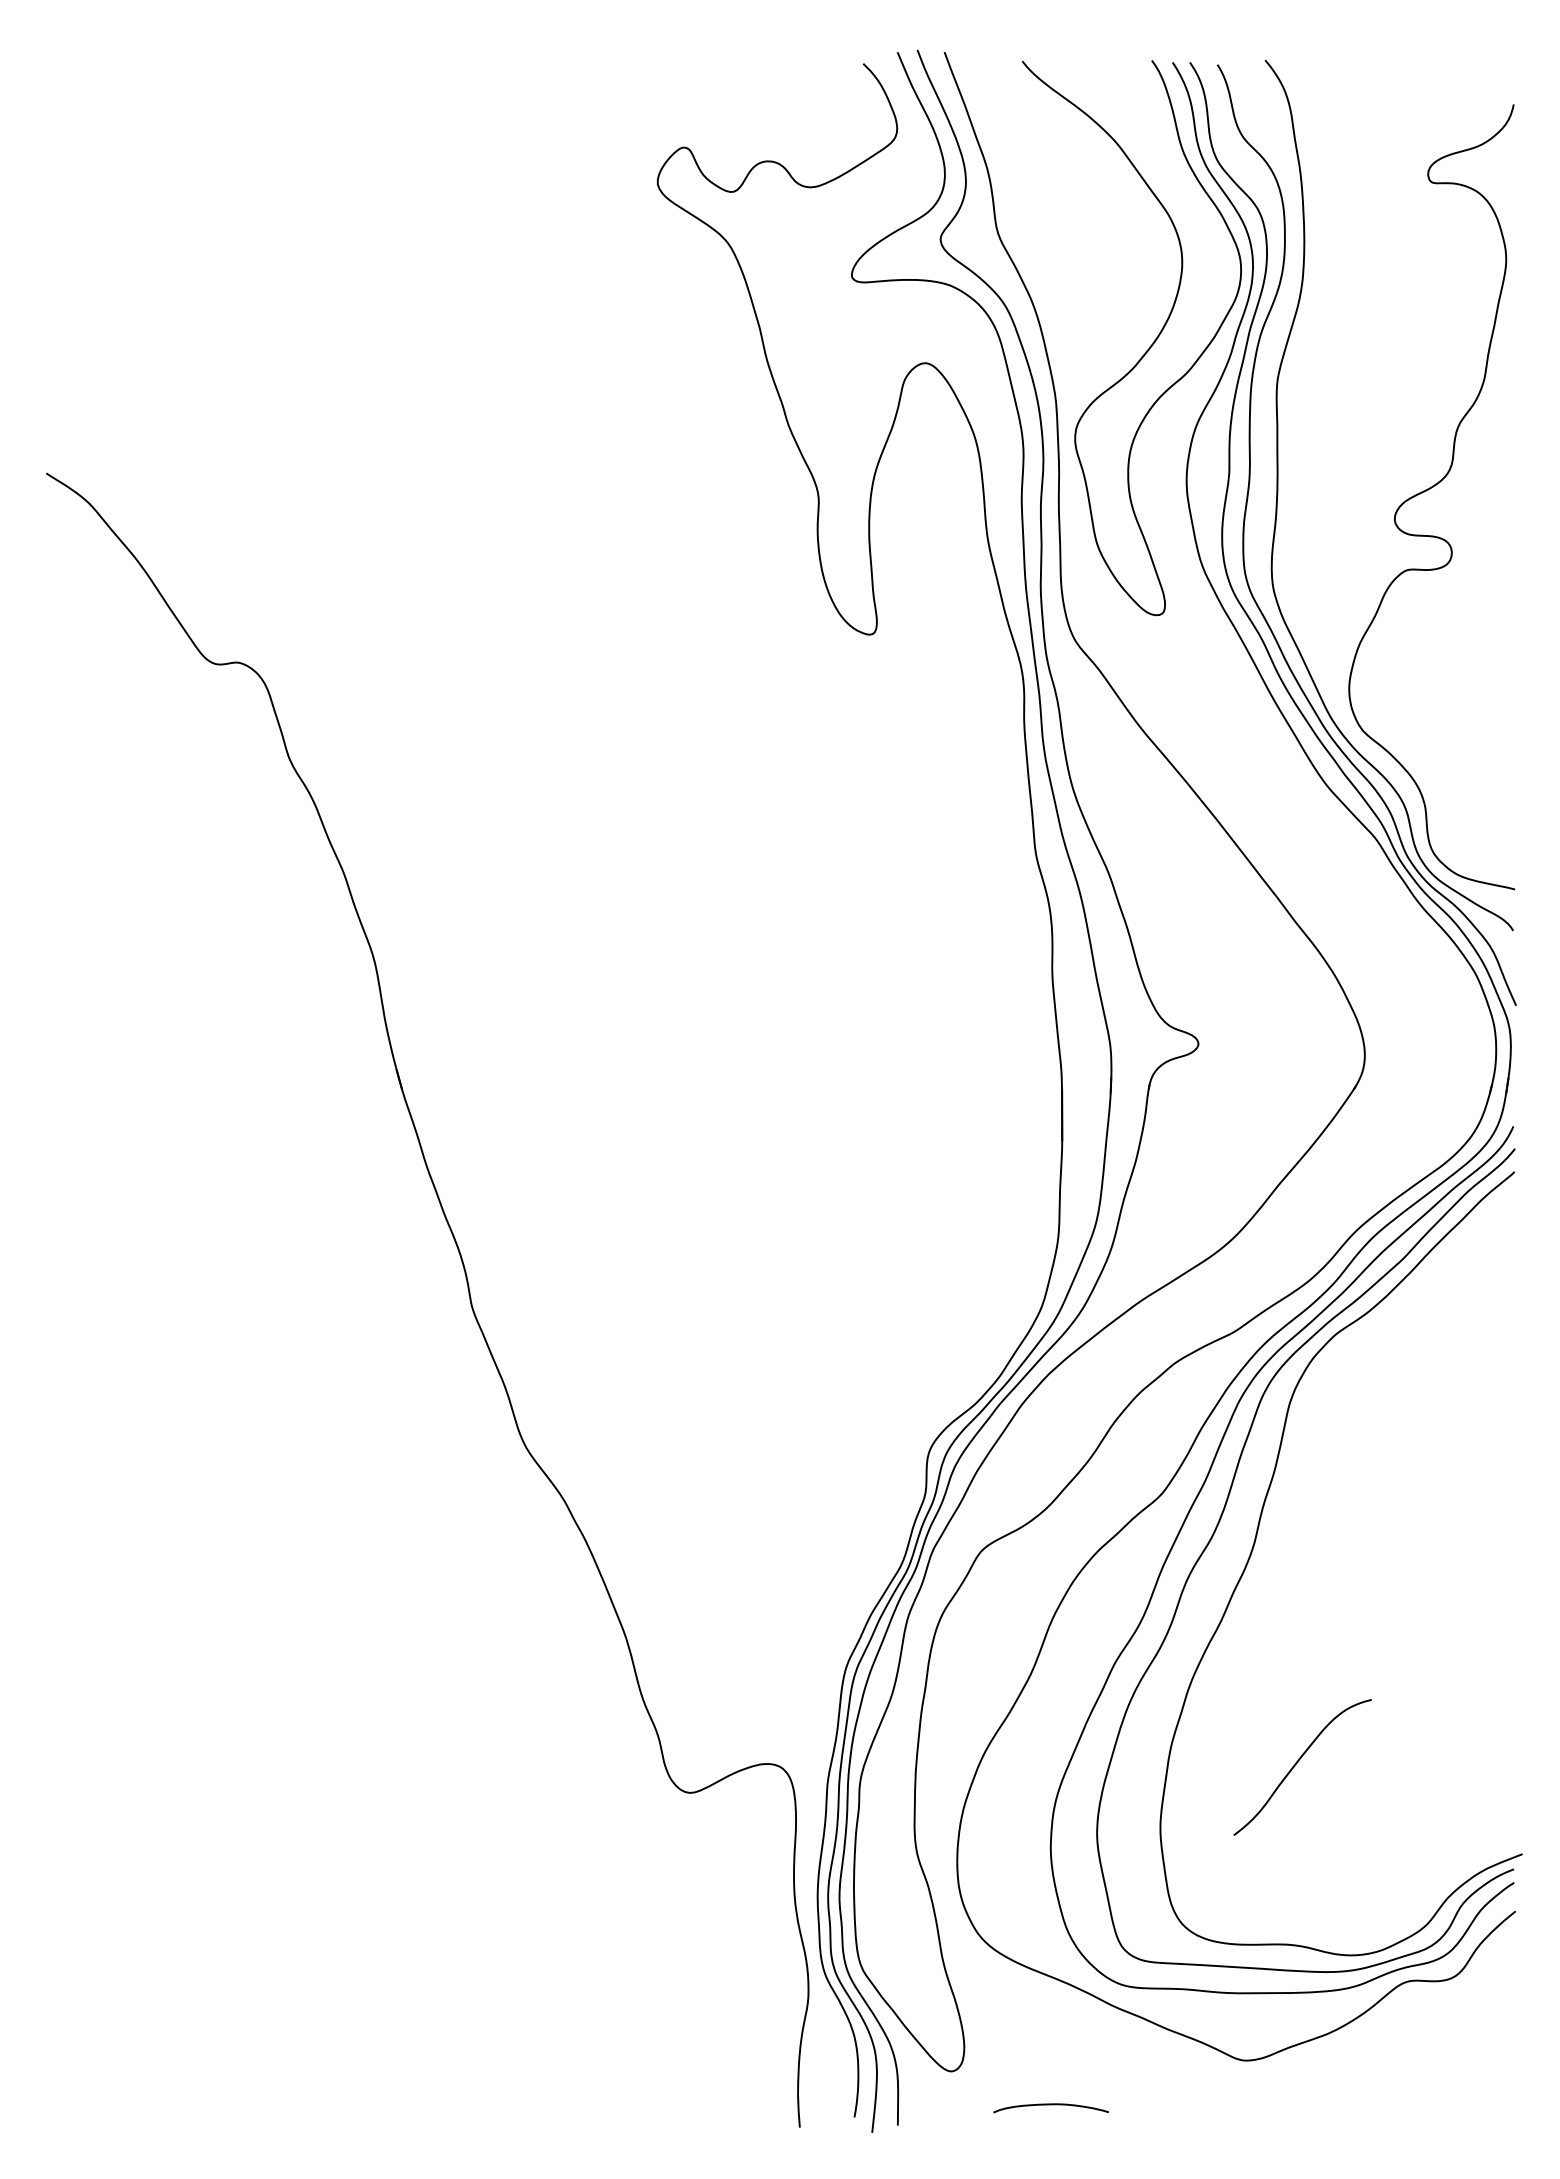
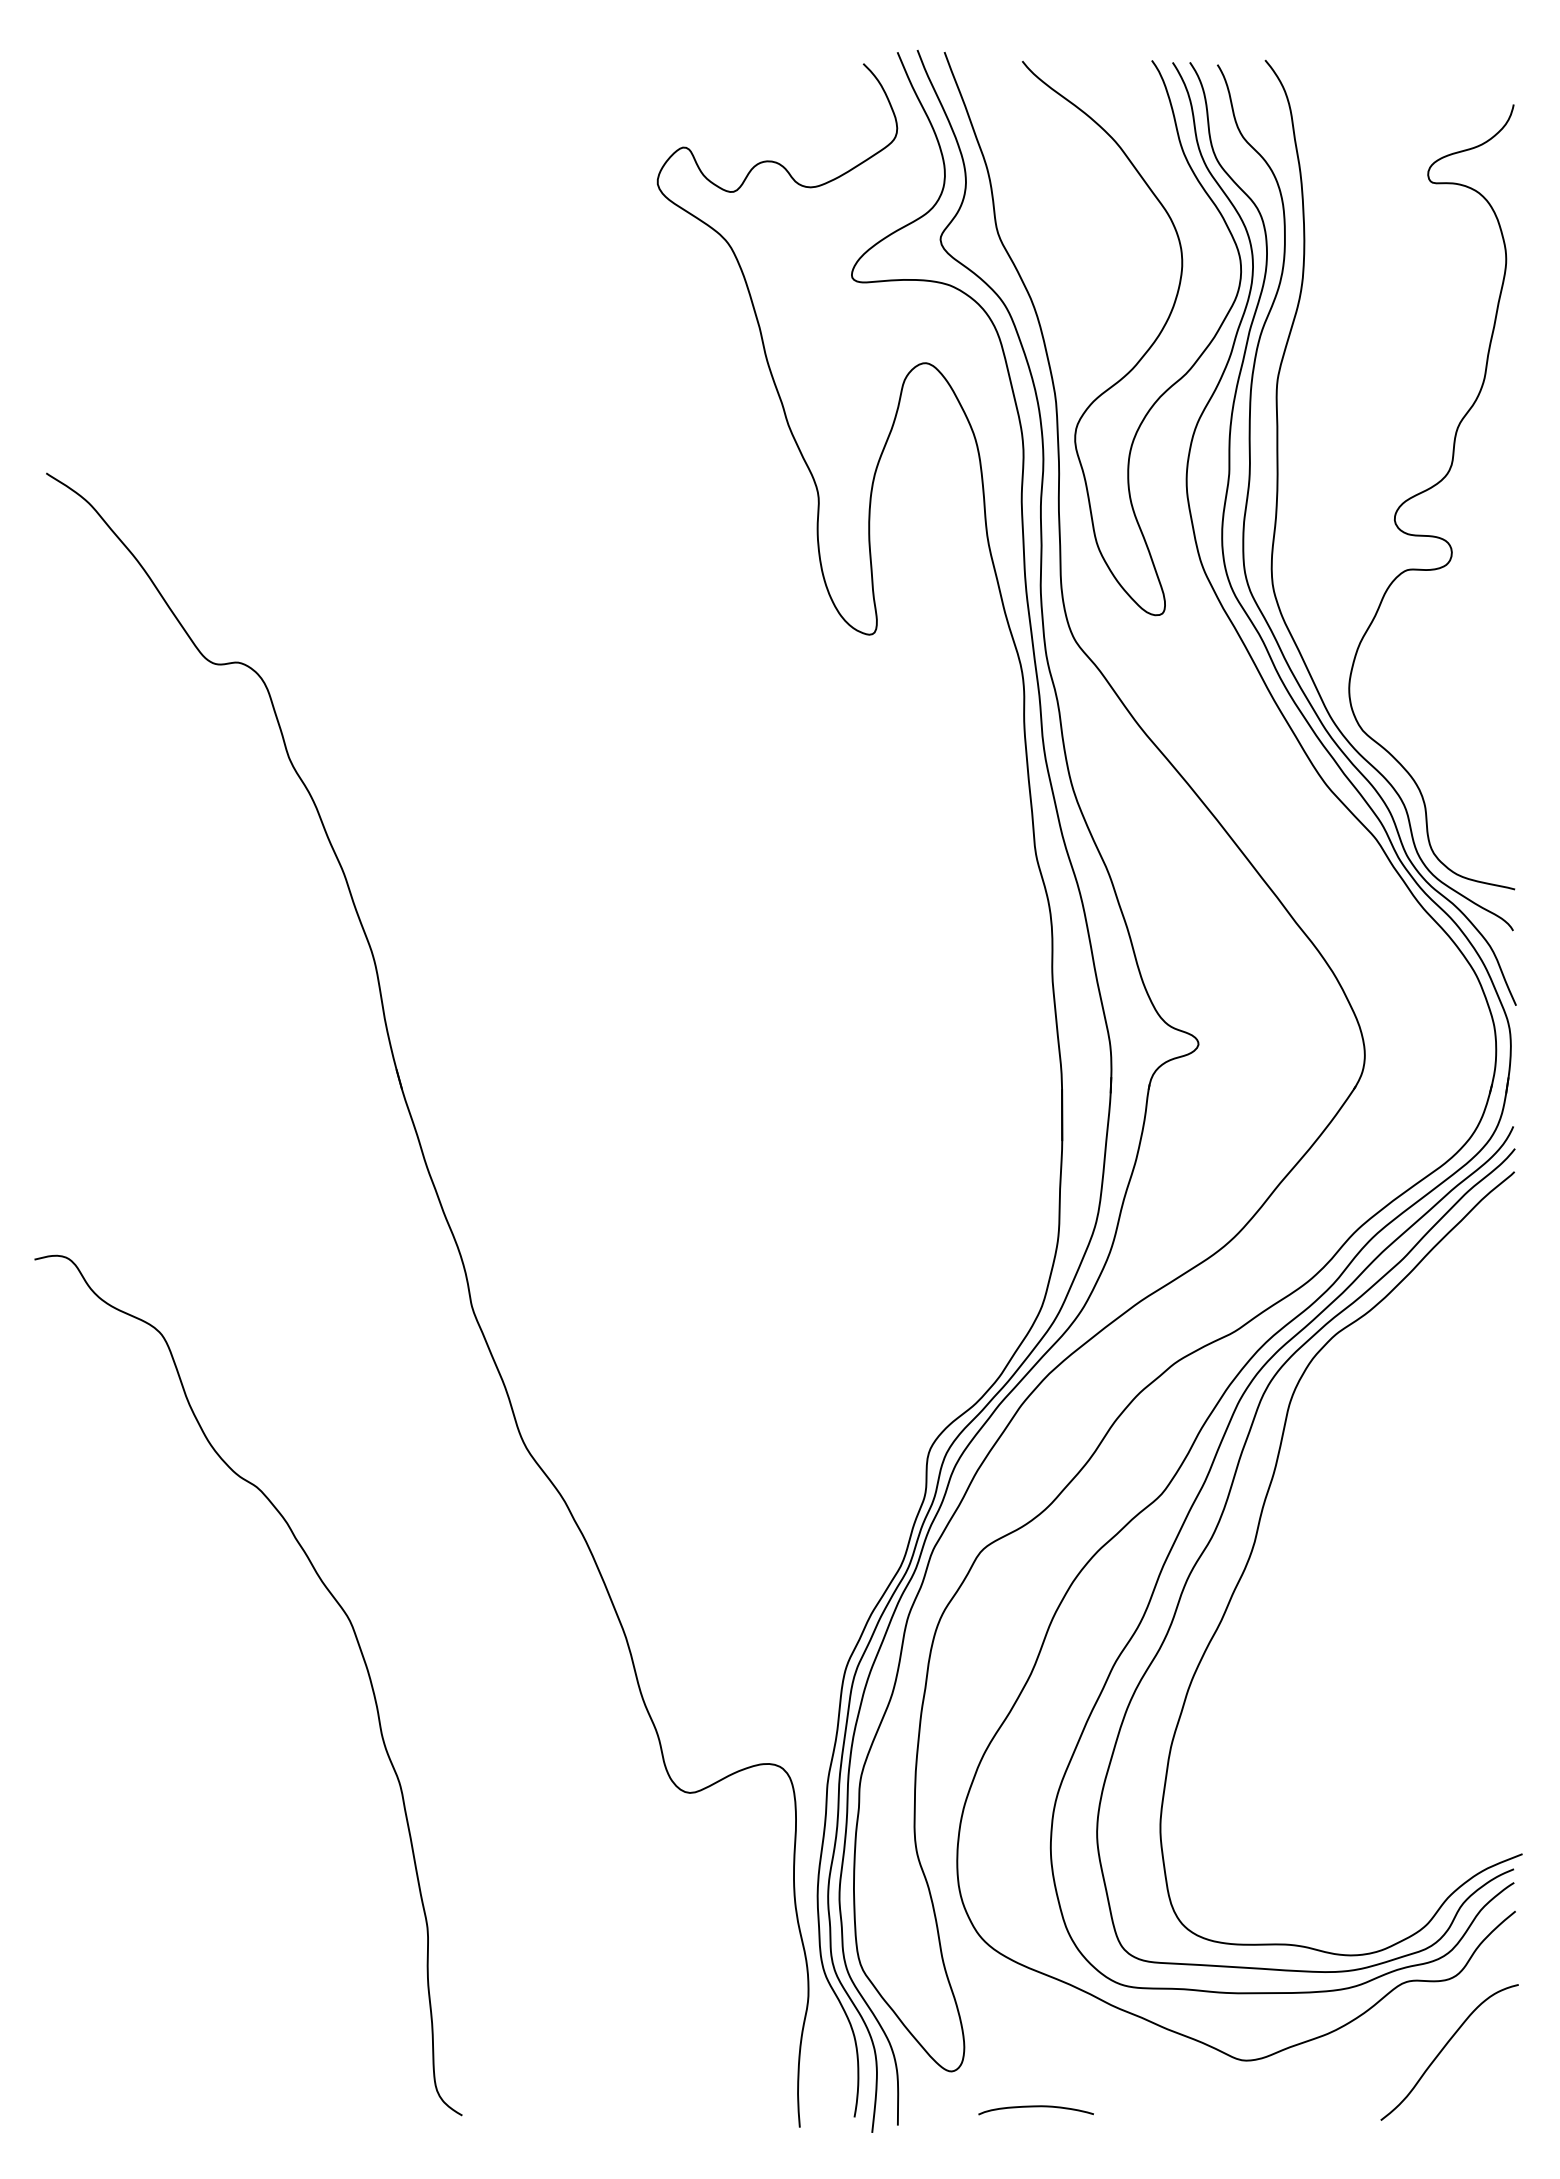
curve: none -> present (357, 1644)
curve position: (1298, 1762) -> (1445, 2047) (1445, 2047)
curve position: (1050, 2105) -> (1035, 2107) (1035, 2107)
